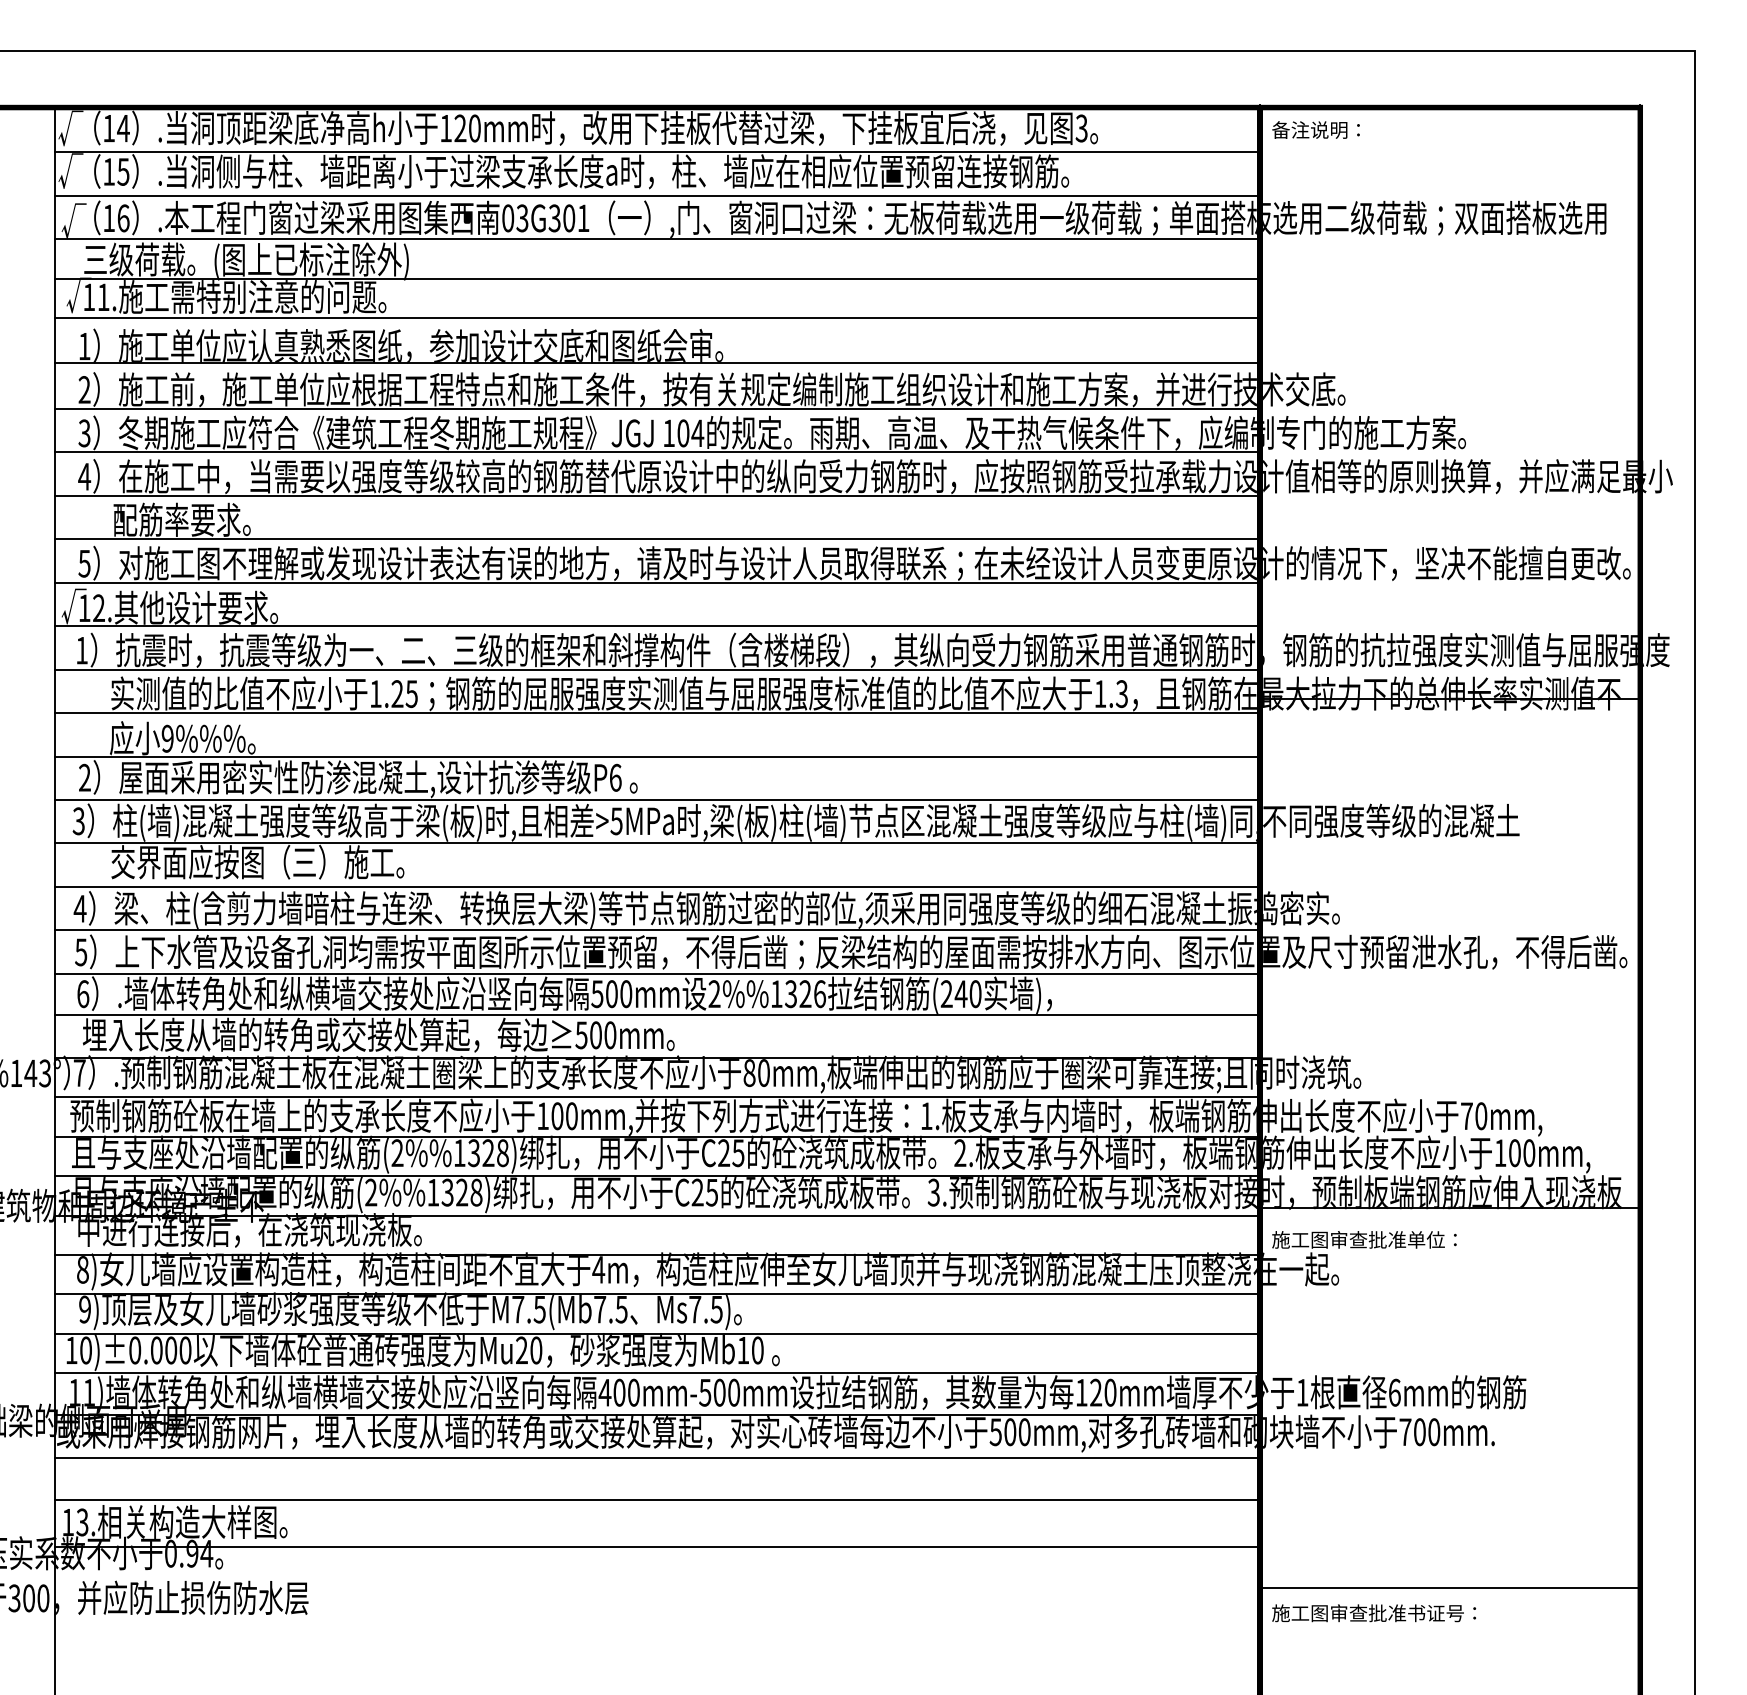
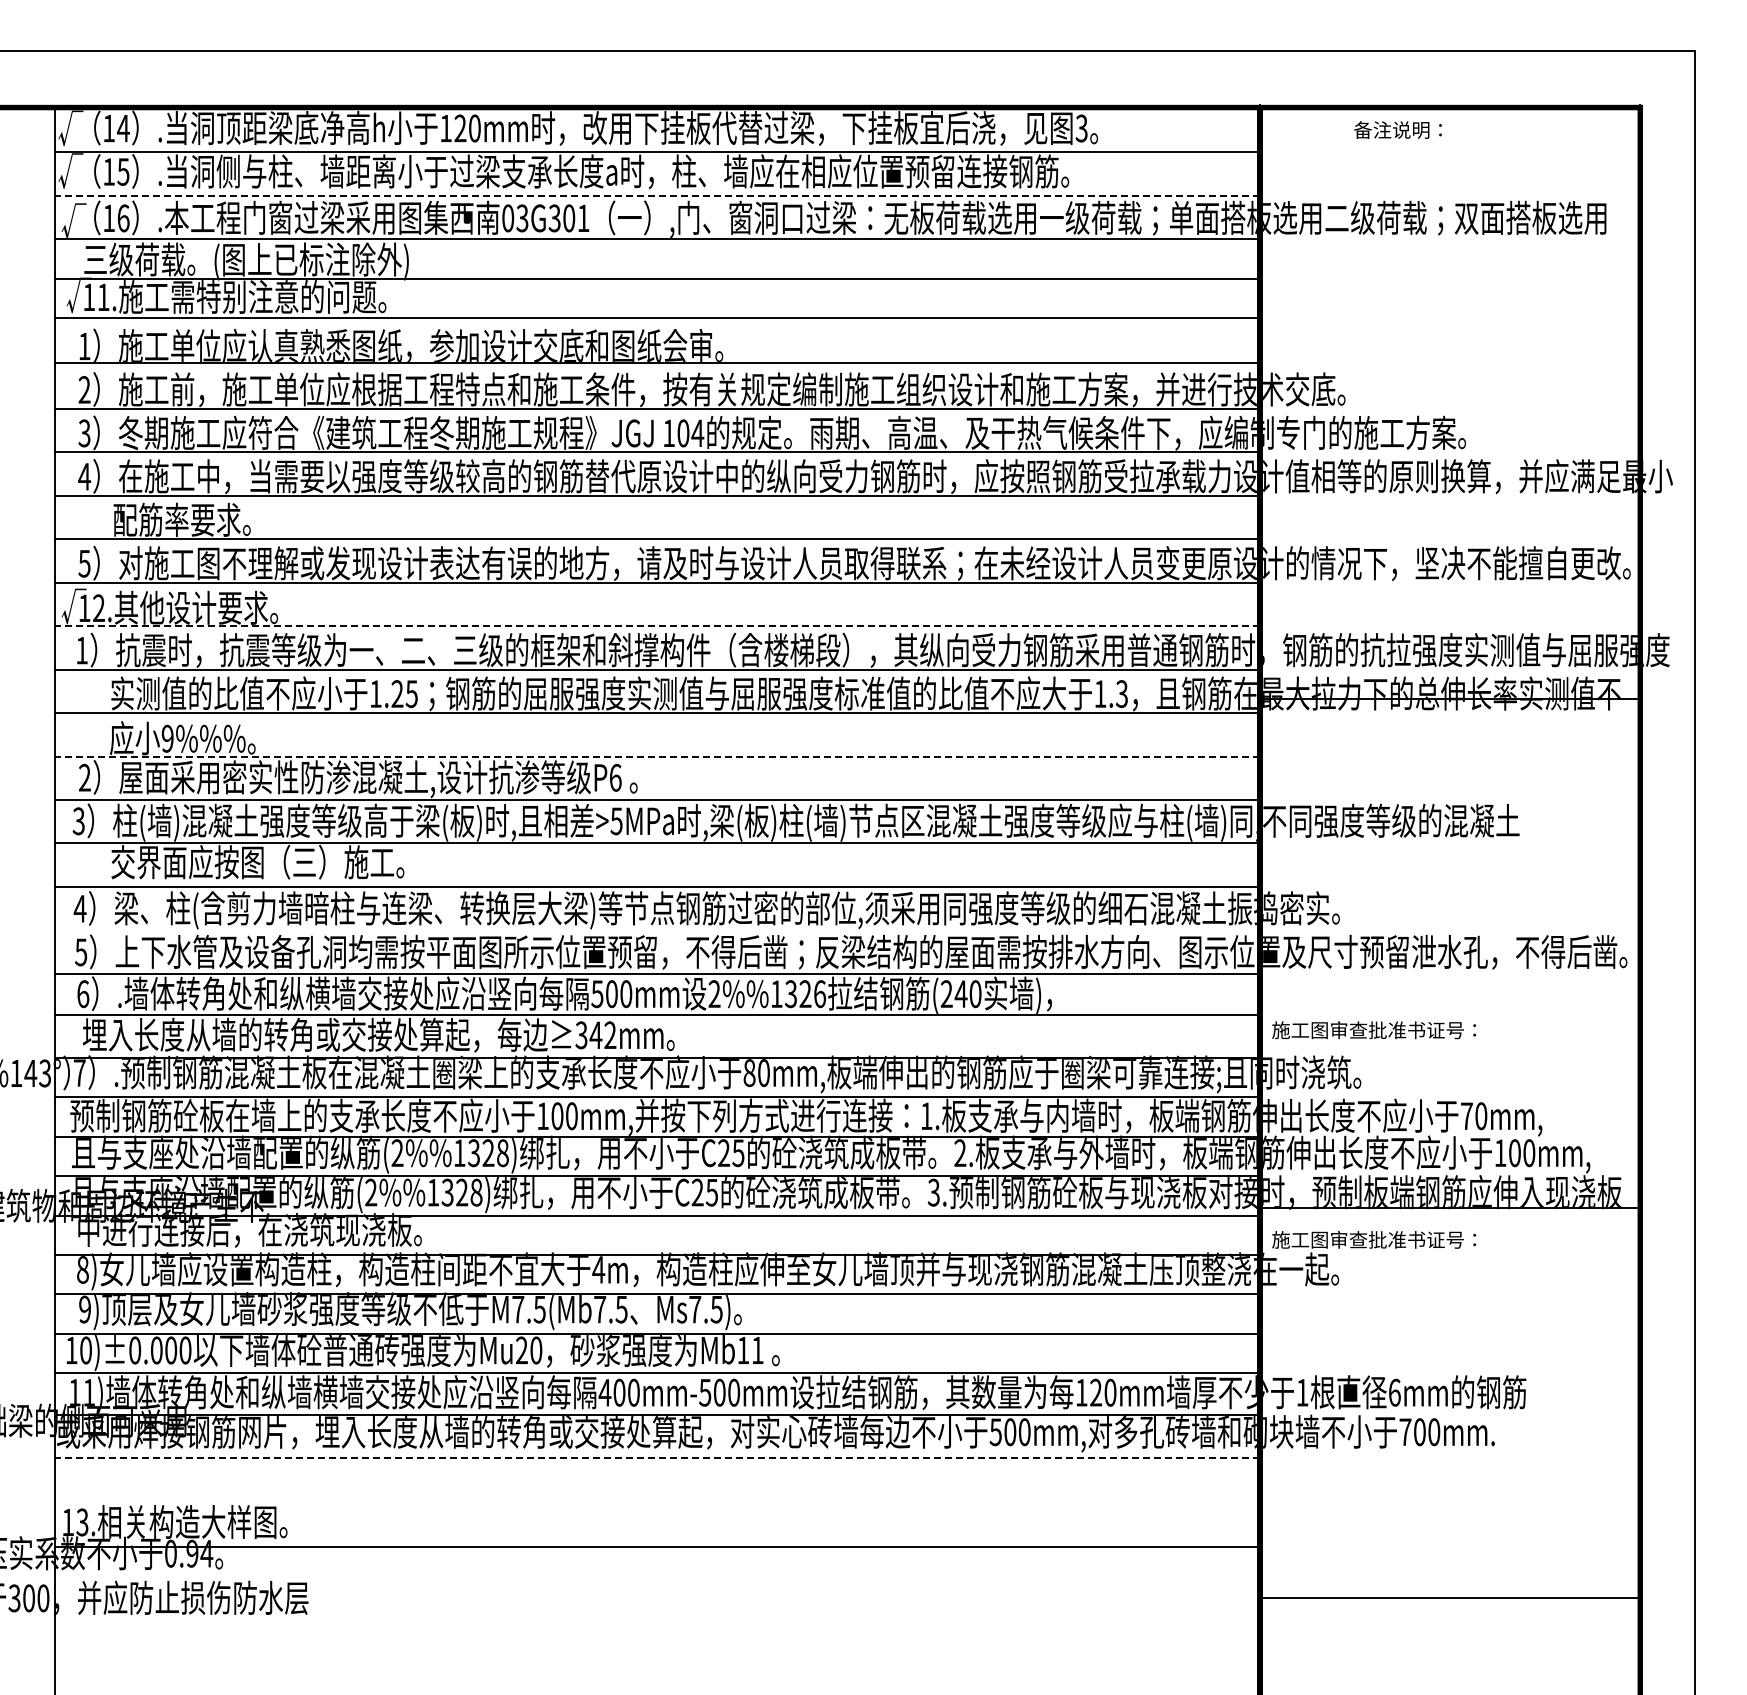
text position: (1315, 129) -> (1397, 129) (1397, 129)
line: solid -> dashed (657, 196)
line: solid -> dashed (657, 626)
line: solid -> dashed (657, 756)
line: present -> none (657, 930)
text: 500mm -> 342mm (596, 1035)
text: 施工图审查批准单位： -> 施工图审查批准书证号： (1442, 1239)
text: Mb10 -> Mb11 (757, 1350)
line: solid -> dashed (657, 1457)
line: present -> none (657, 1500)
line position: (1450, 1588) -> (1450, 1598) (1450, 1598)
text position: (1374, 1613) -> (1374, 1030) (1374, 1030)
